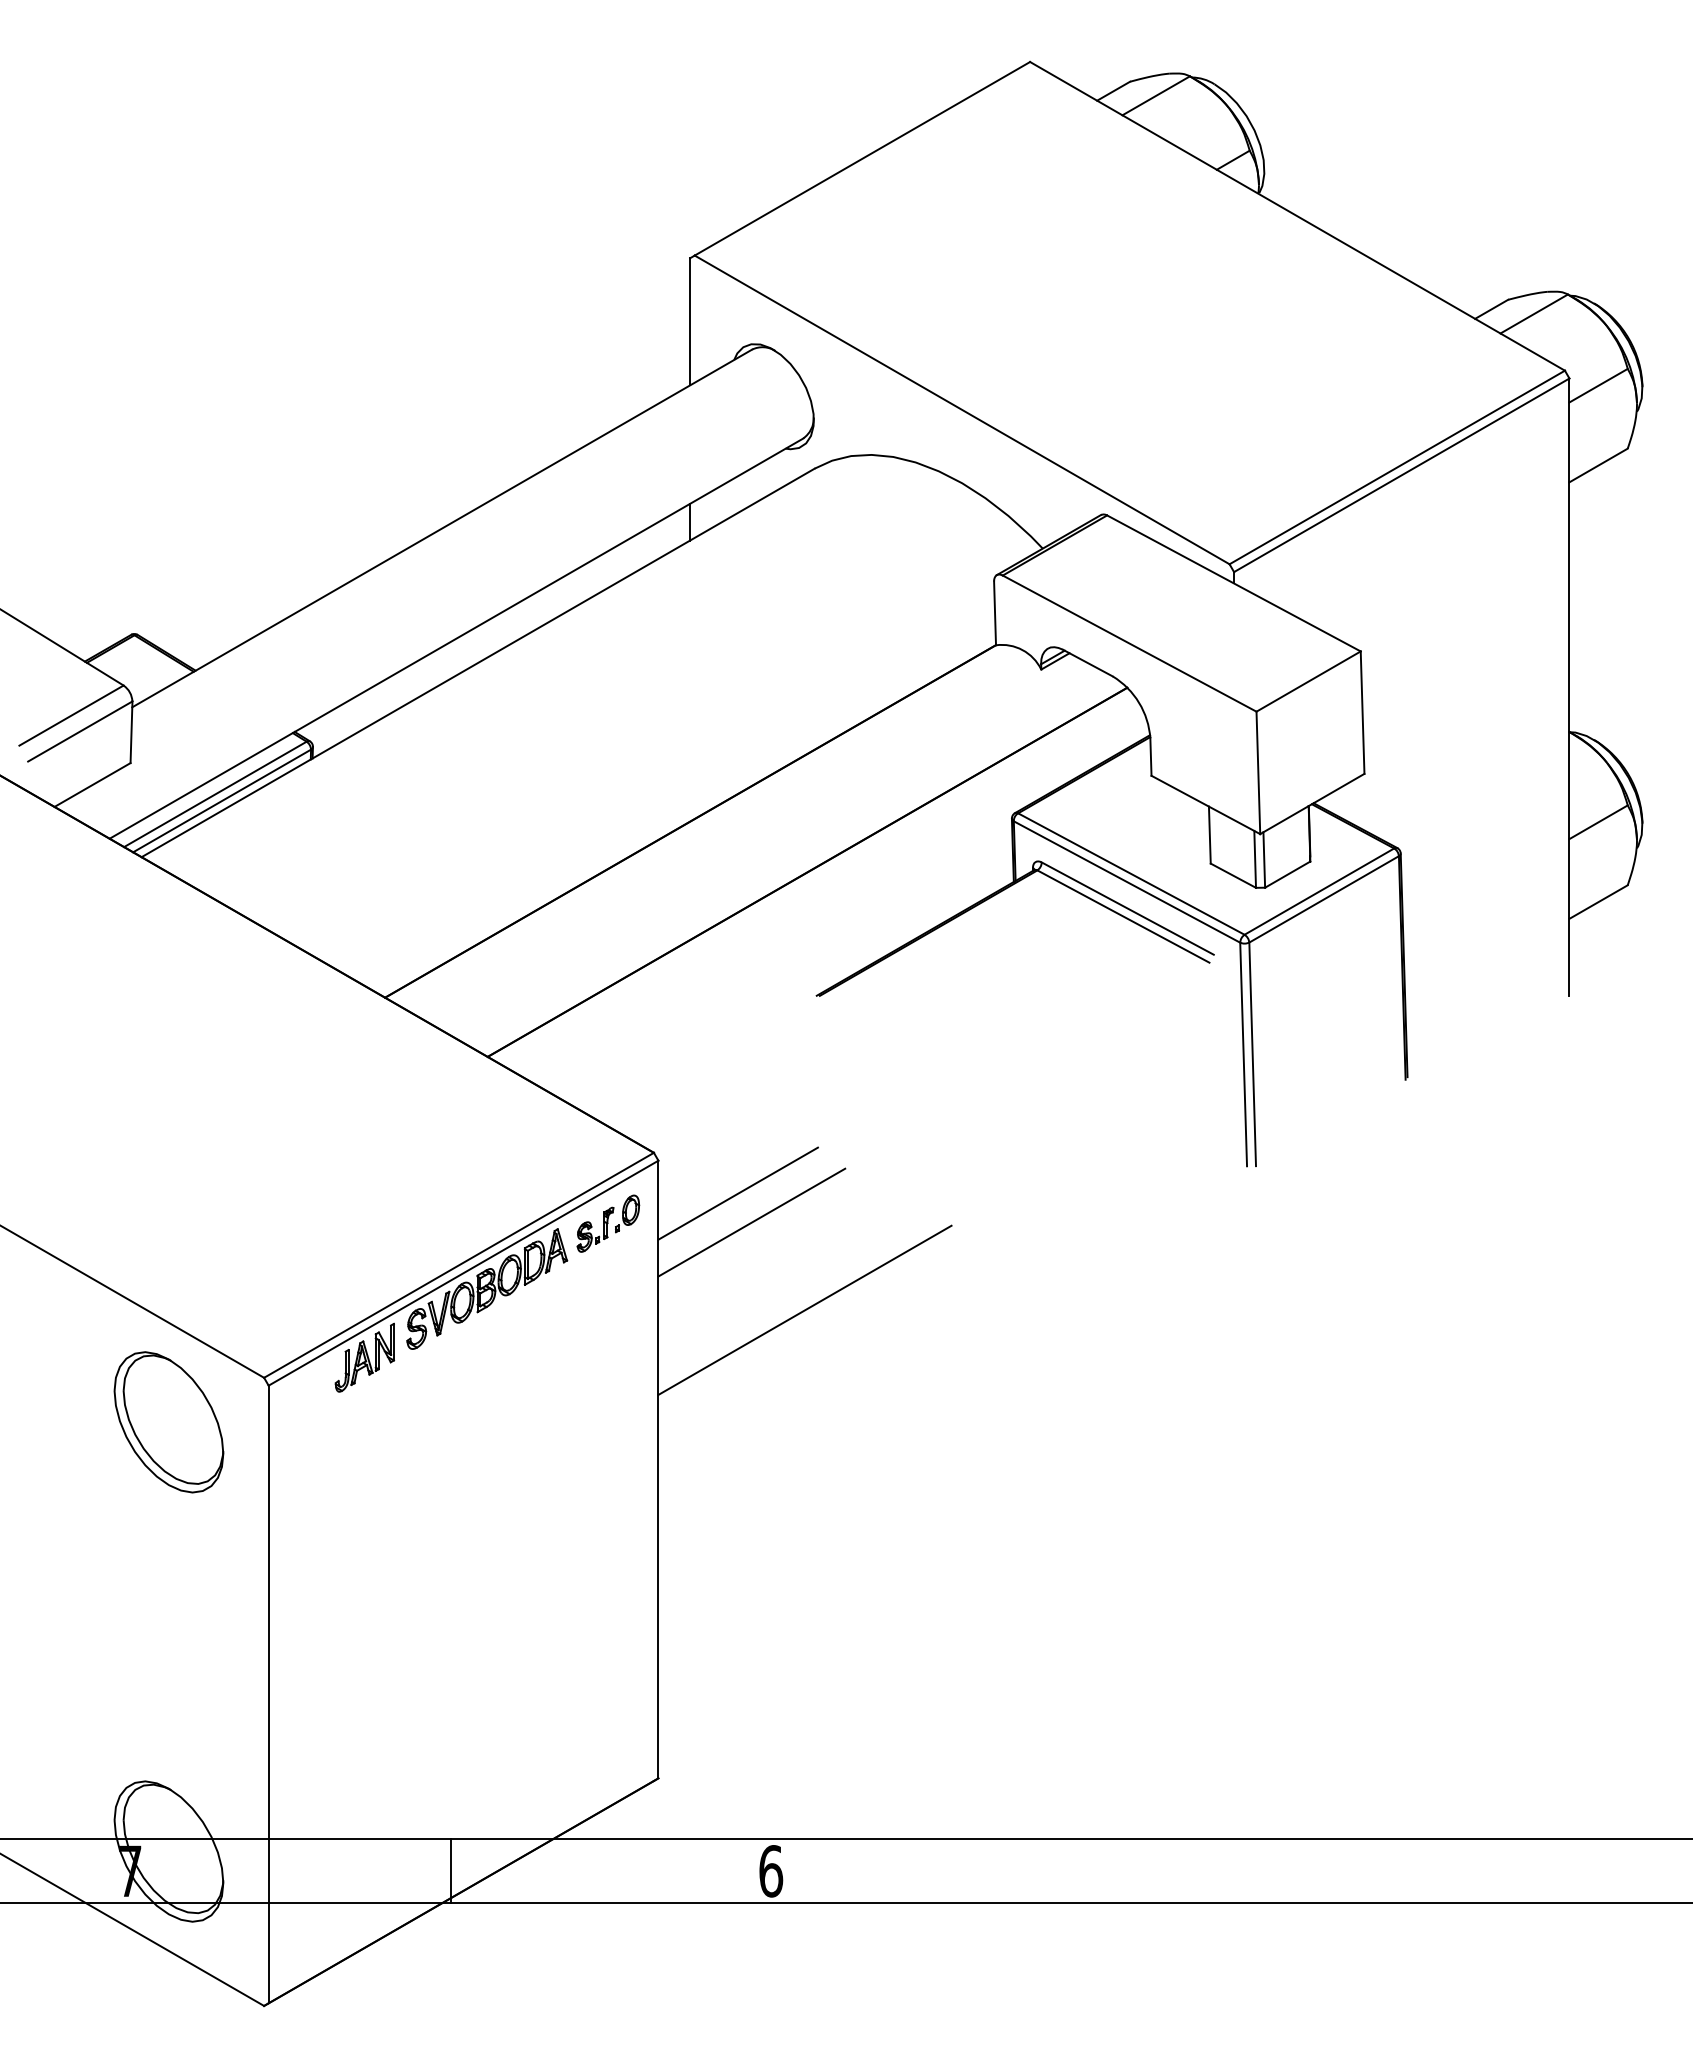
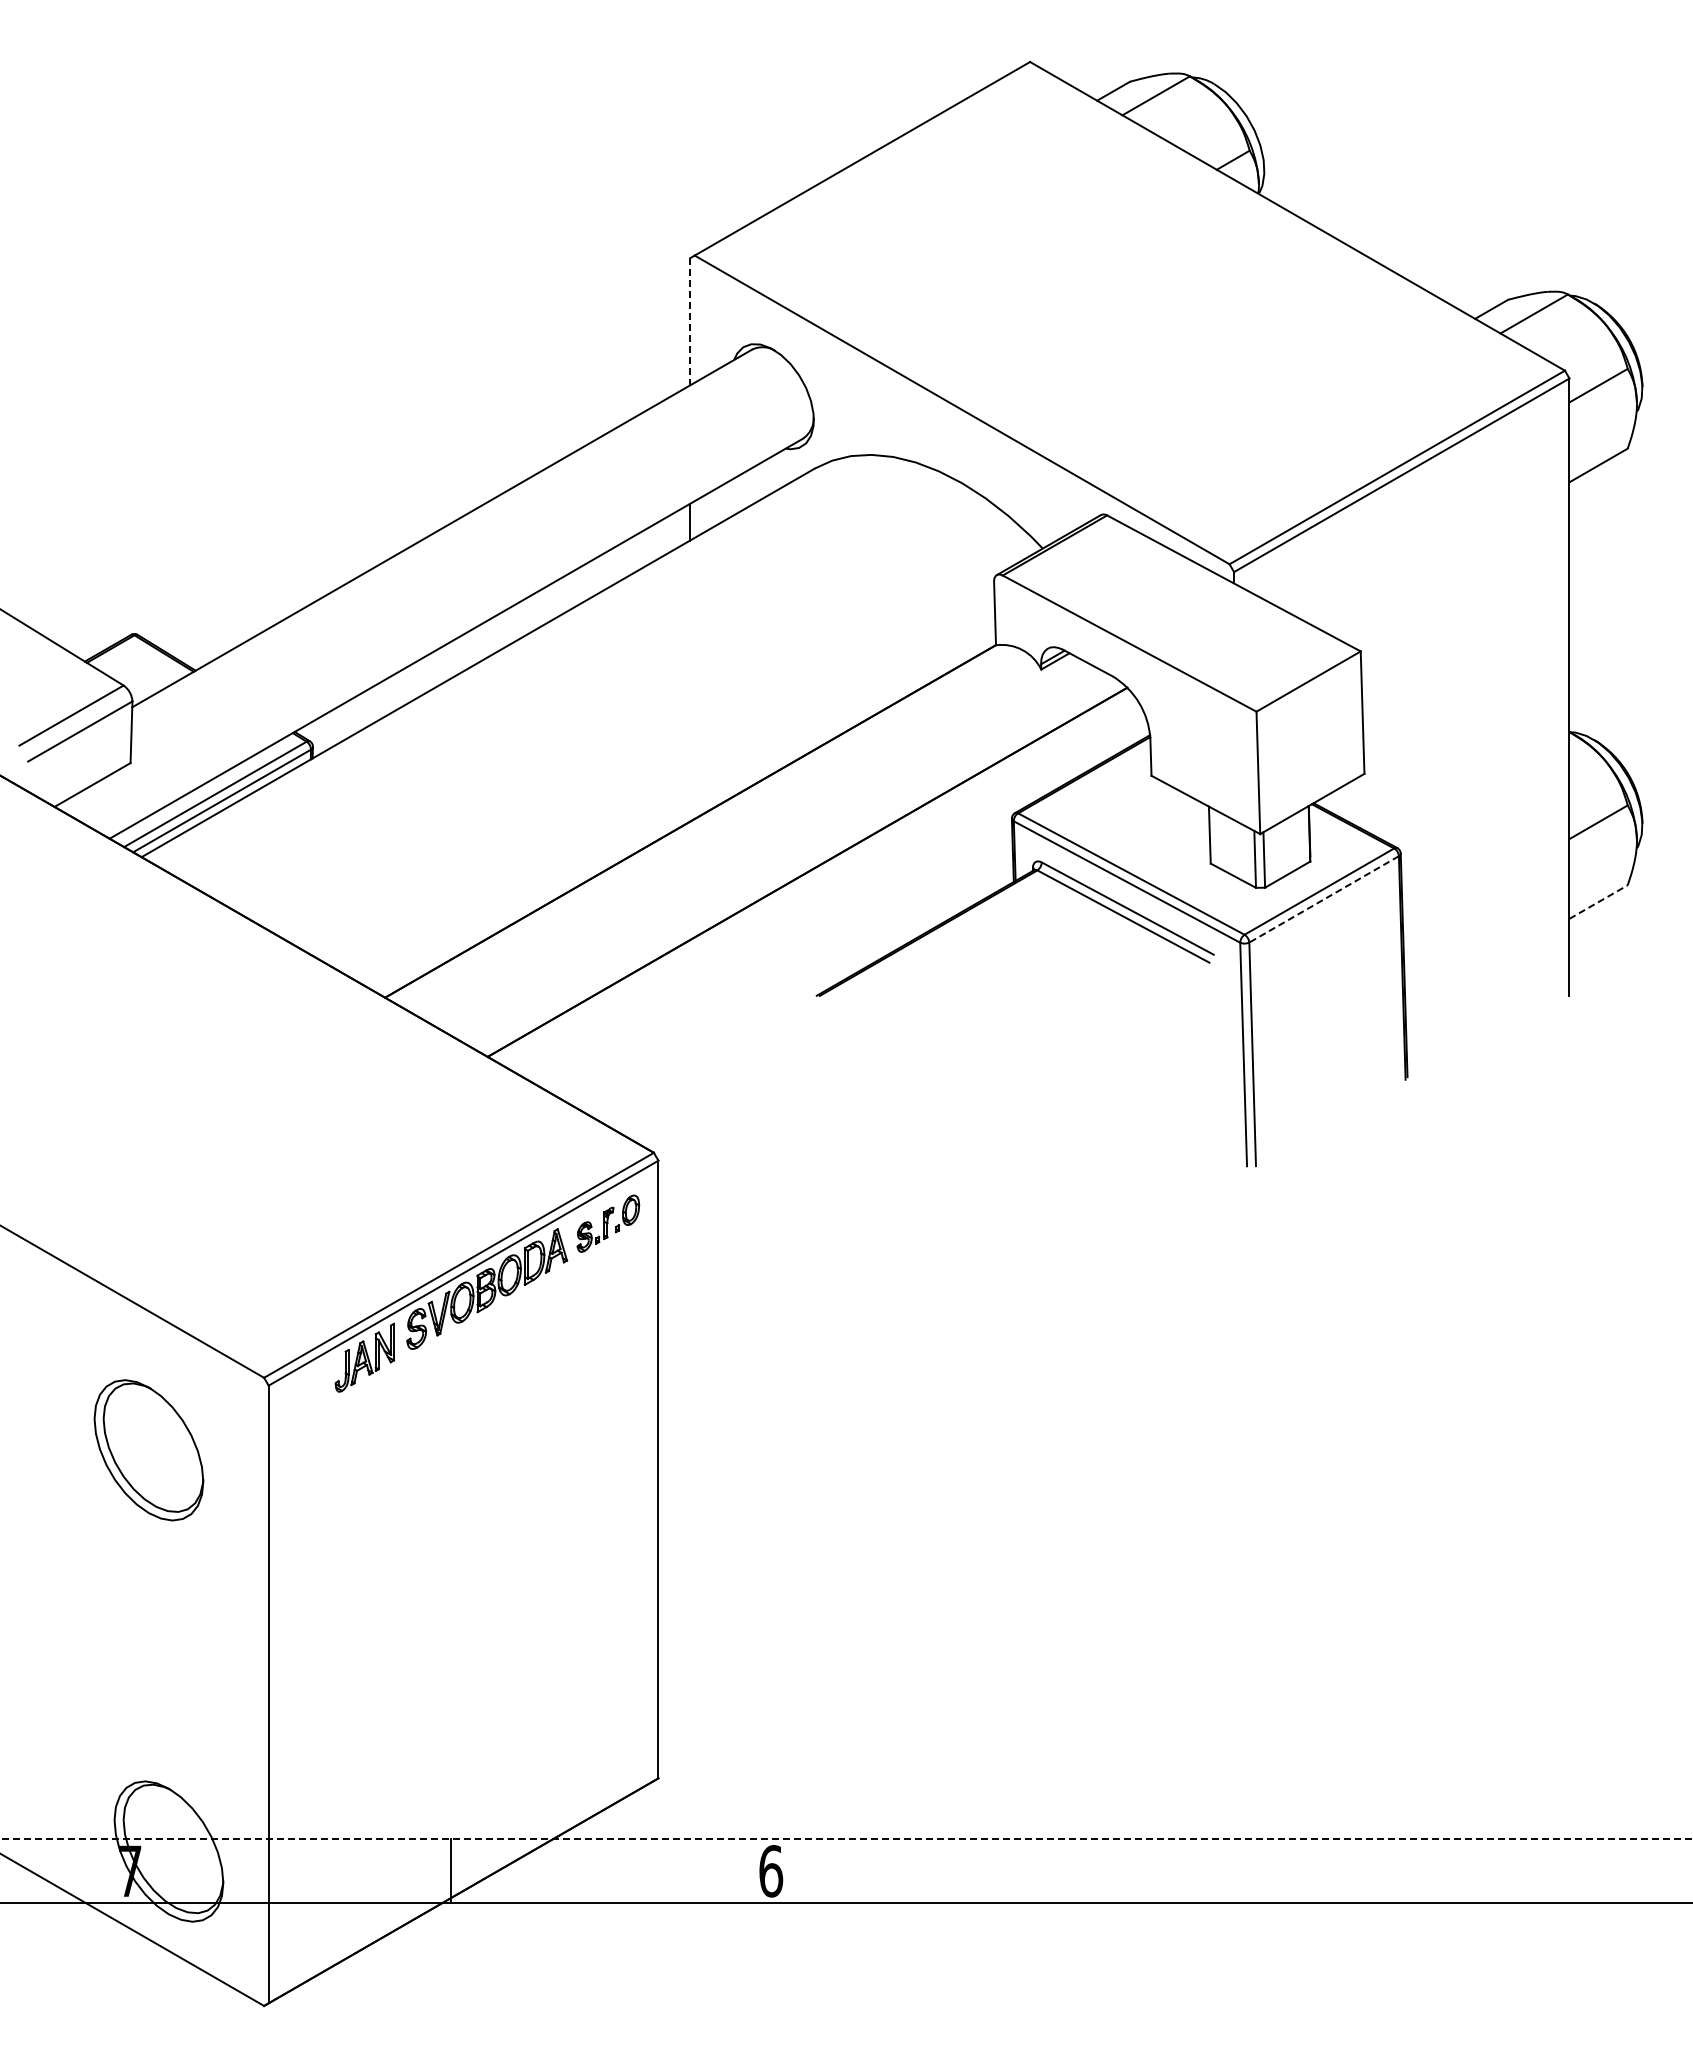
line: solid -> dashed (690, 321)
line: solid -> dashed (1323, 899)
line: solid -> dashed (1598, 902)
line: present -> none (737, 1193)
line: present -> none (751, 1222)
line: present -> none (804, 1309)
part position: (168, 1422) -> (148, 1450) (148, 1450)
line: solid -> dashed (846, 1839)
